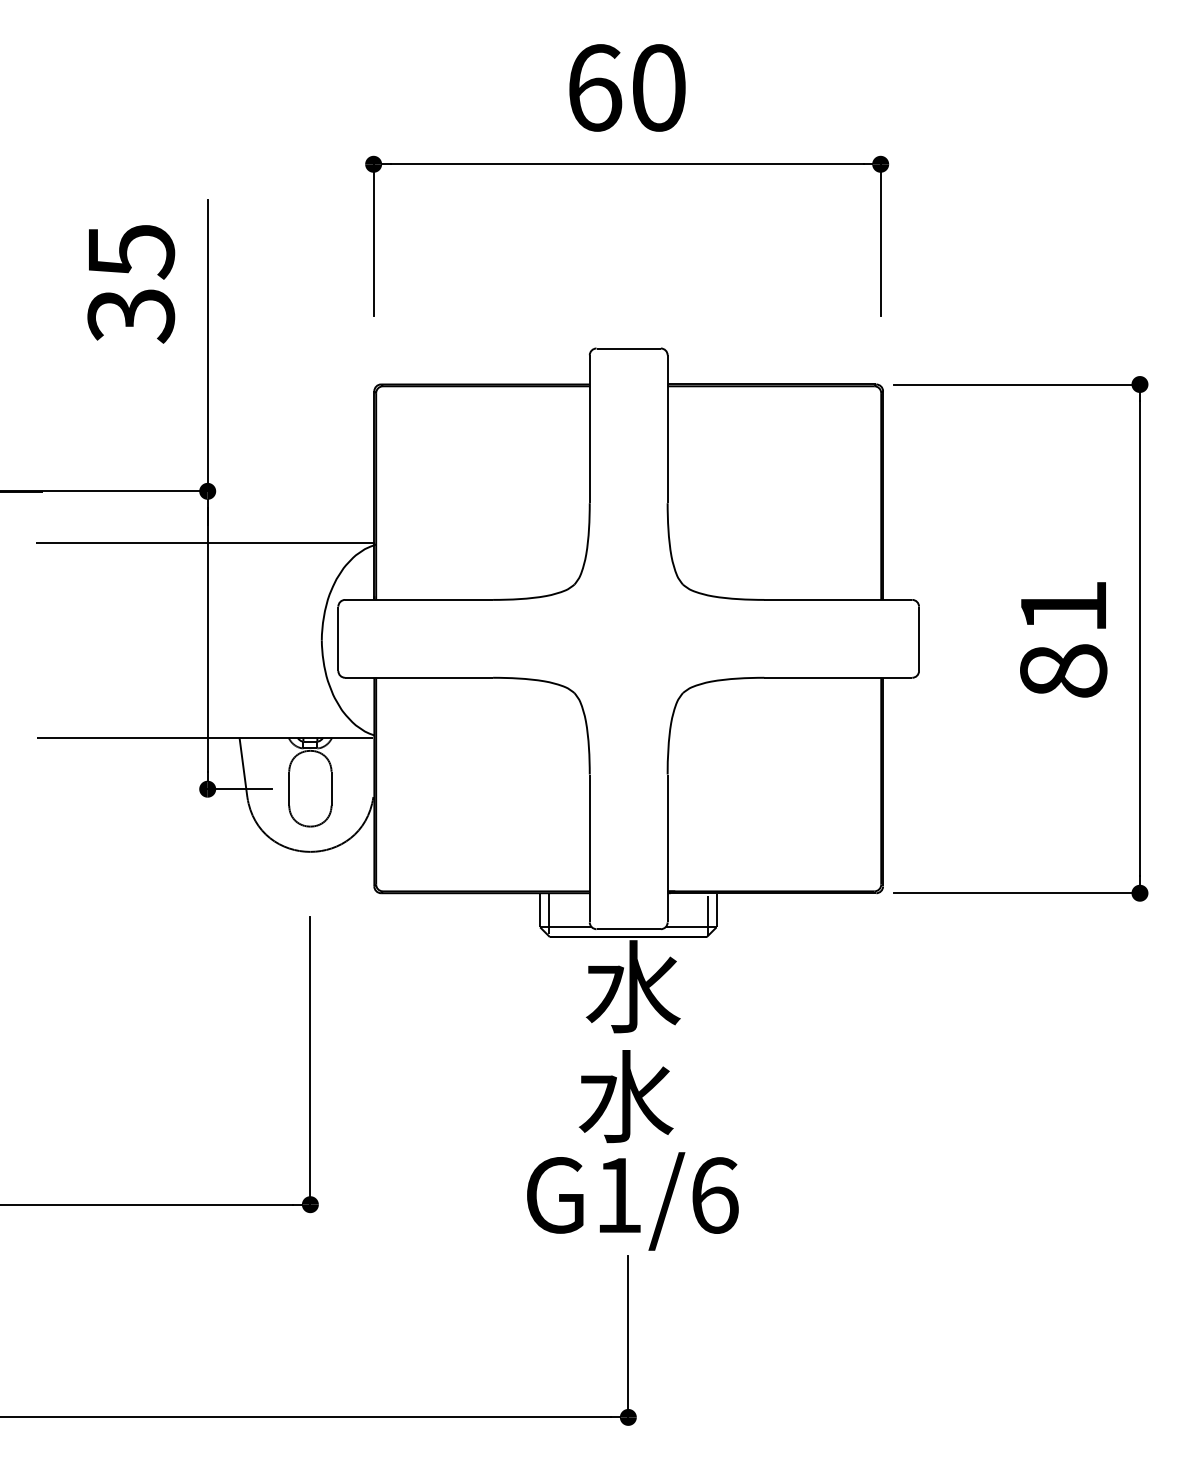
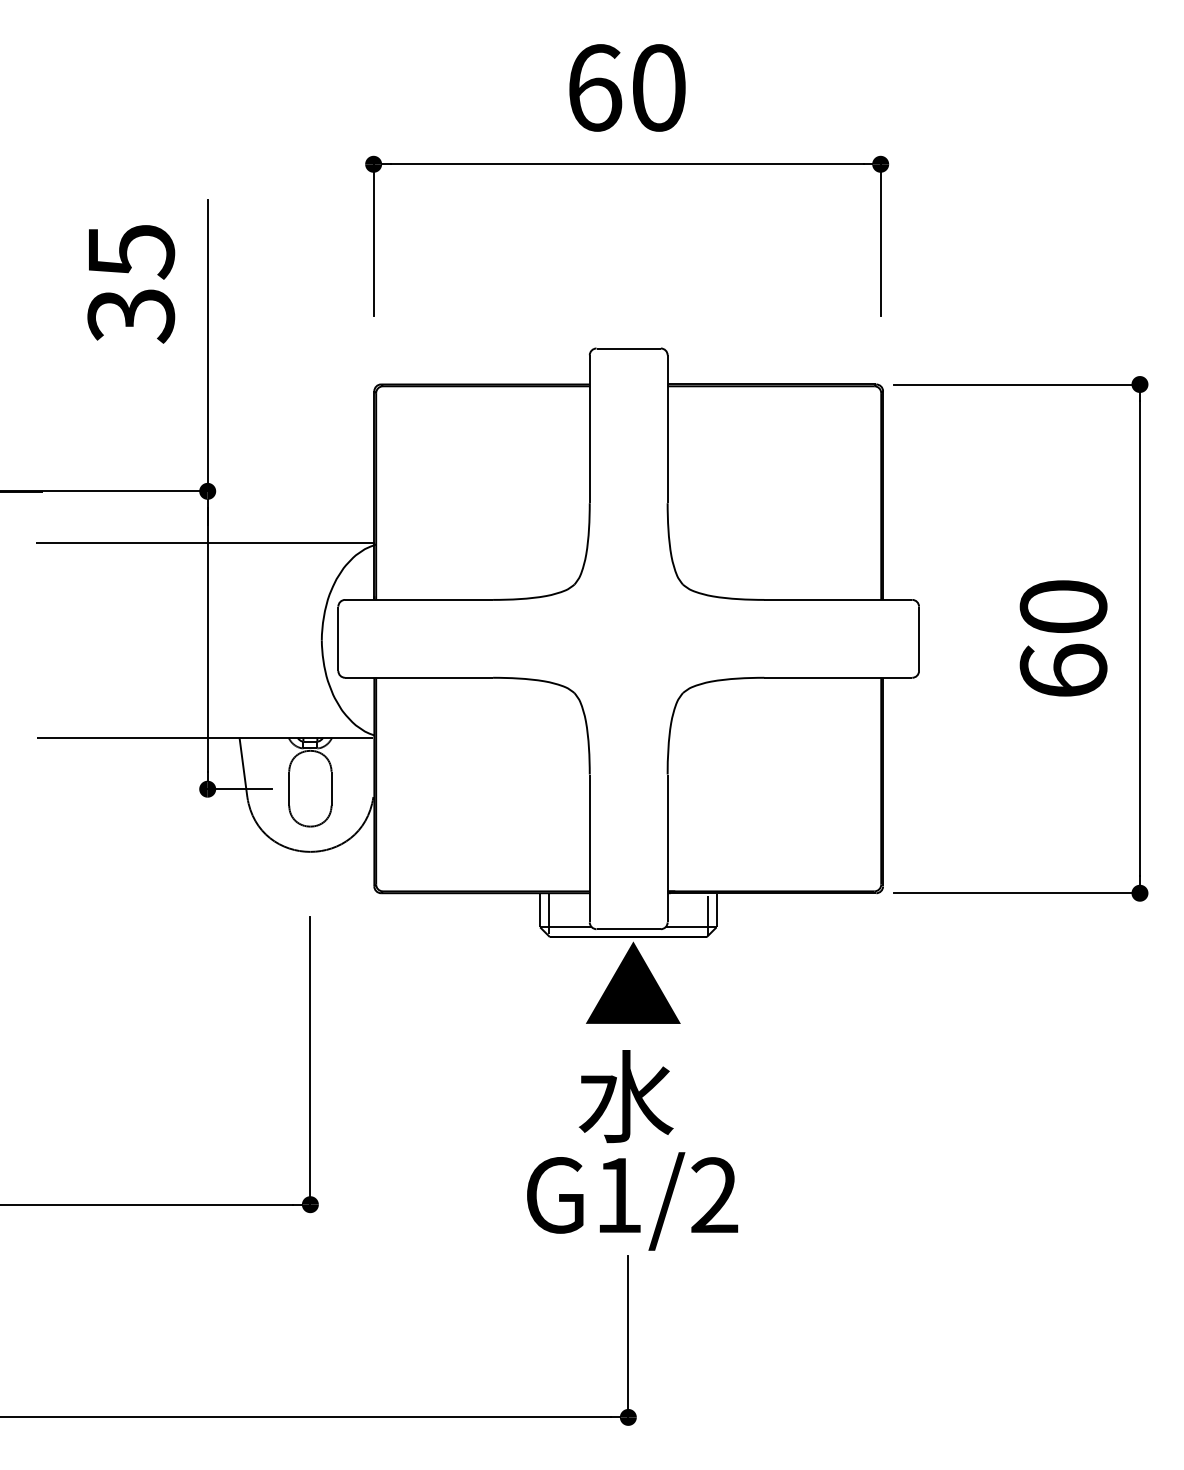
text: 81 -> 60 (1063, 638)
text: 水 -> ▲ (632, 986)
text: G1/6 -> G1/2 (714, 1195)
